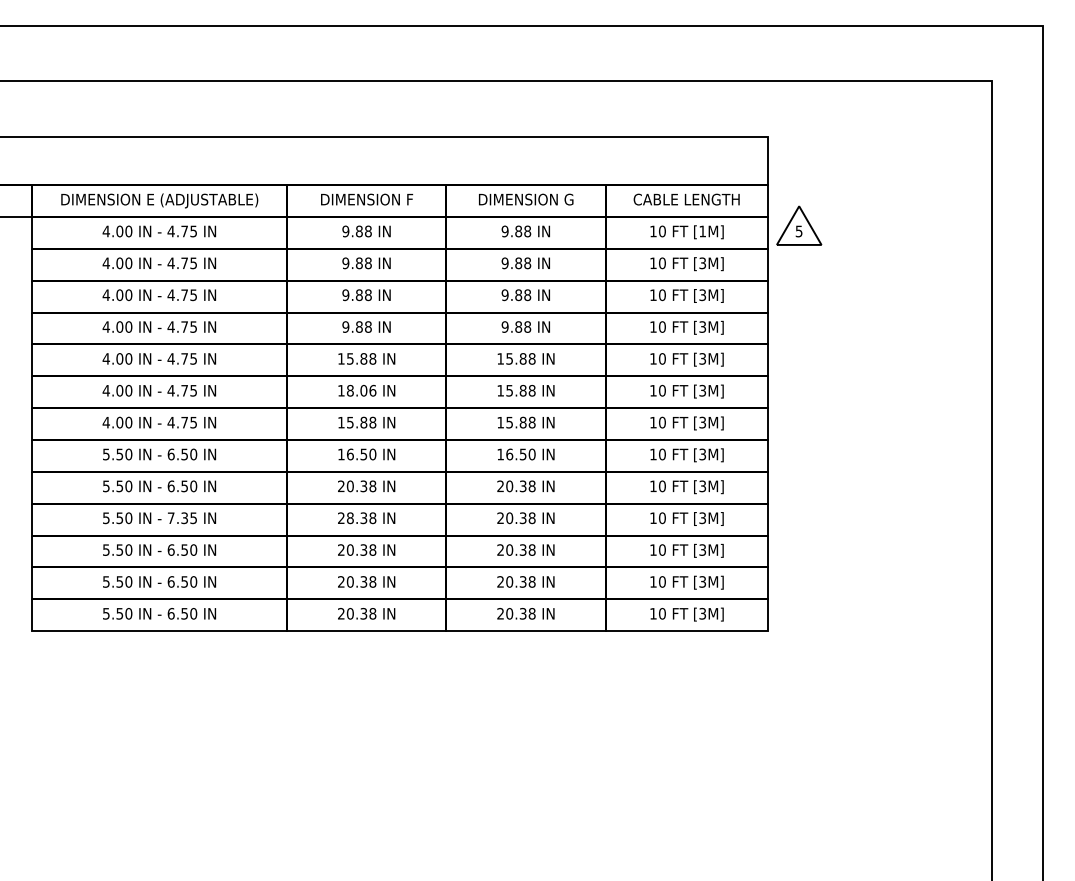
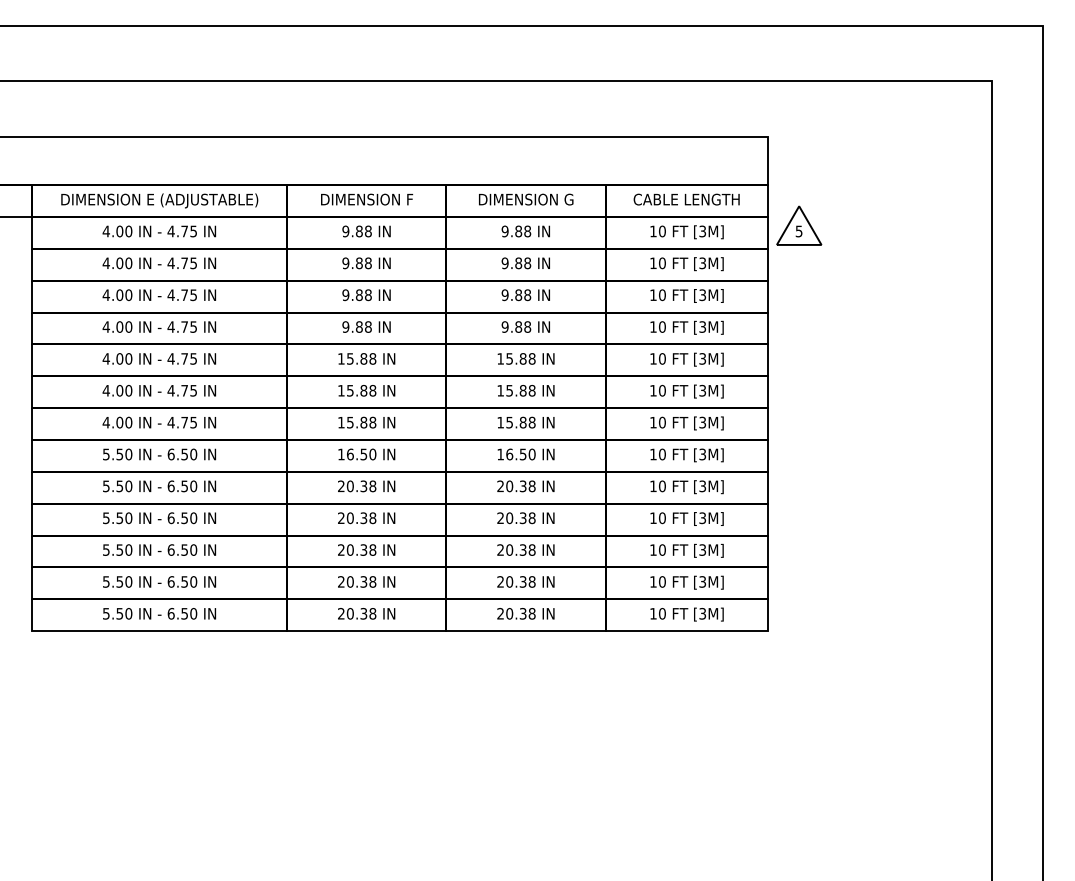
text: [1M] -> [3M] (702, 231)
text: 18.06 -> 15.88 (361, 390)
text: 28.38 -> 20.38 (349, 517)
text: 7.35 -> 6.50 (182, 518)
